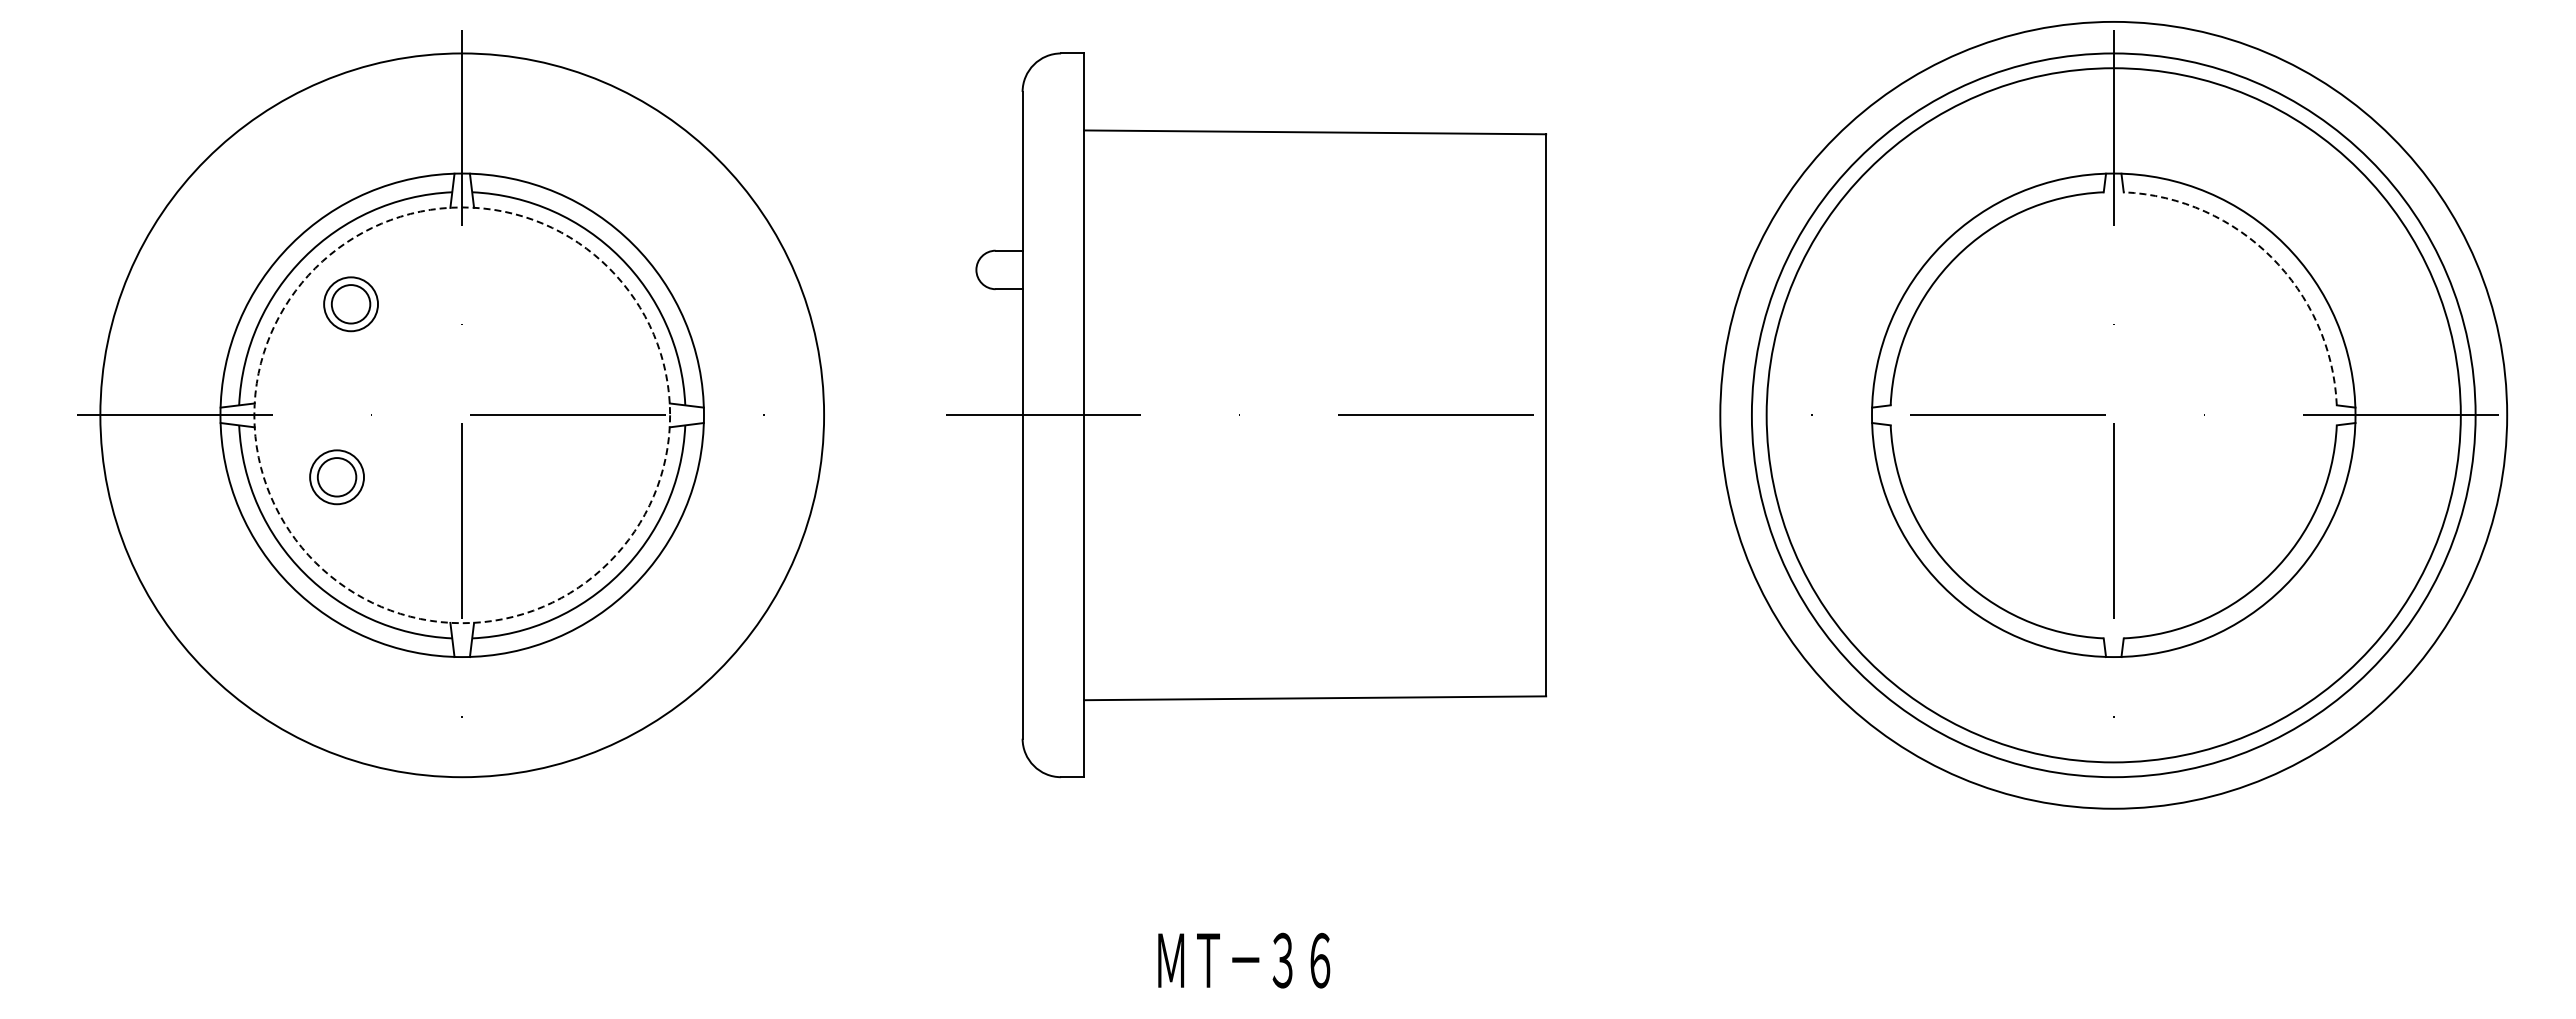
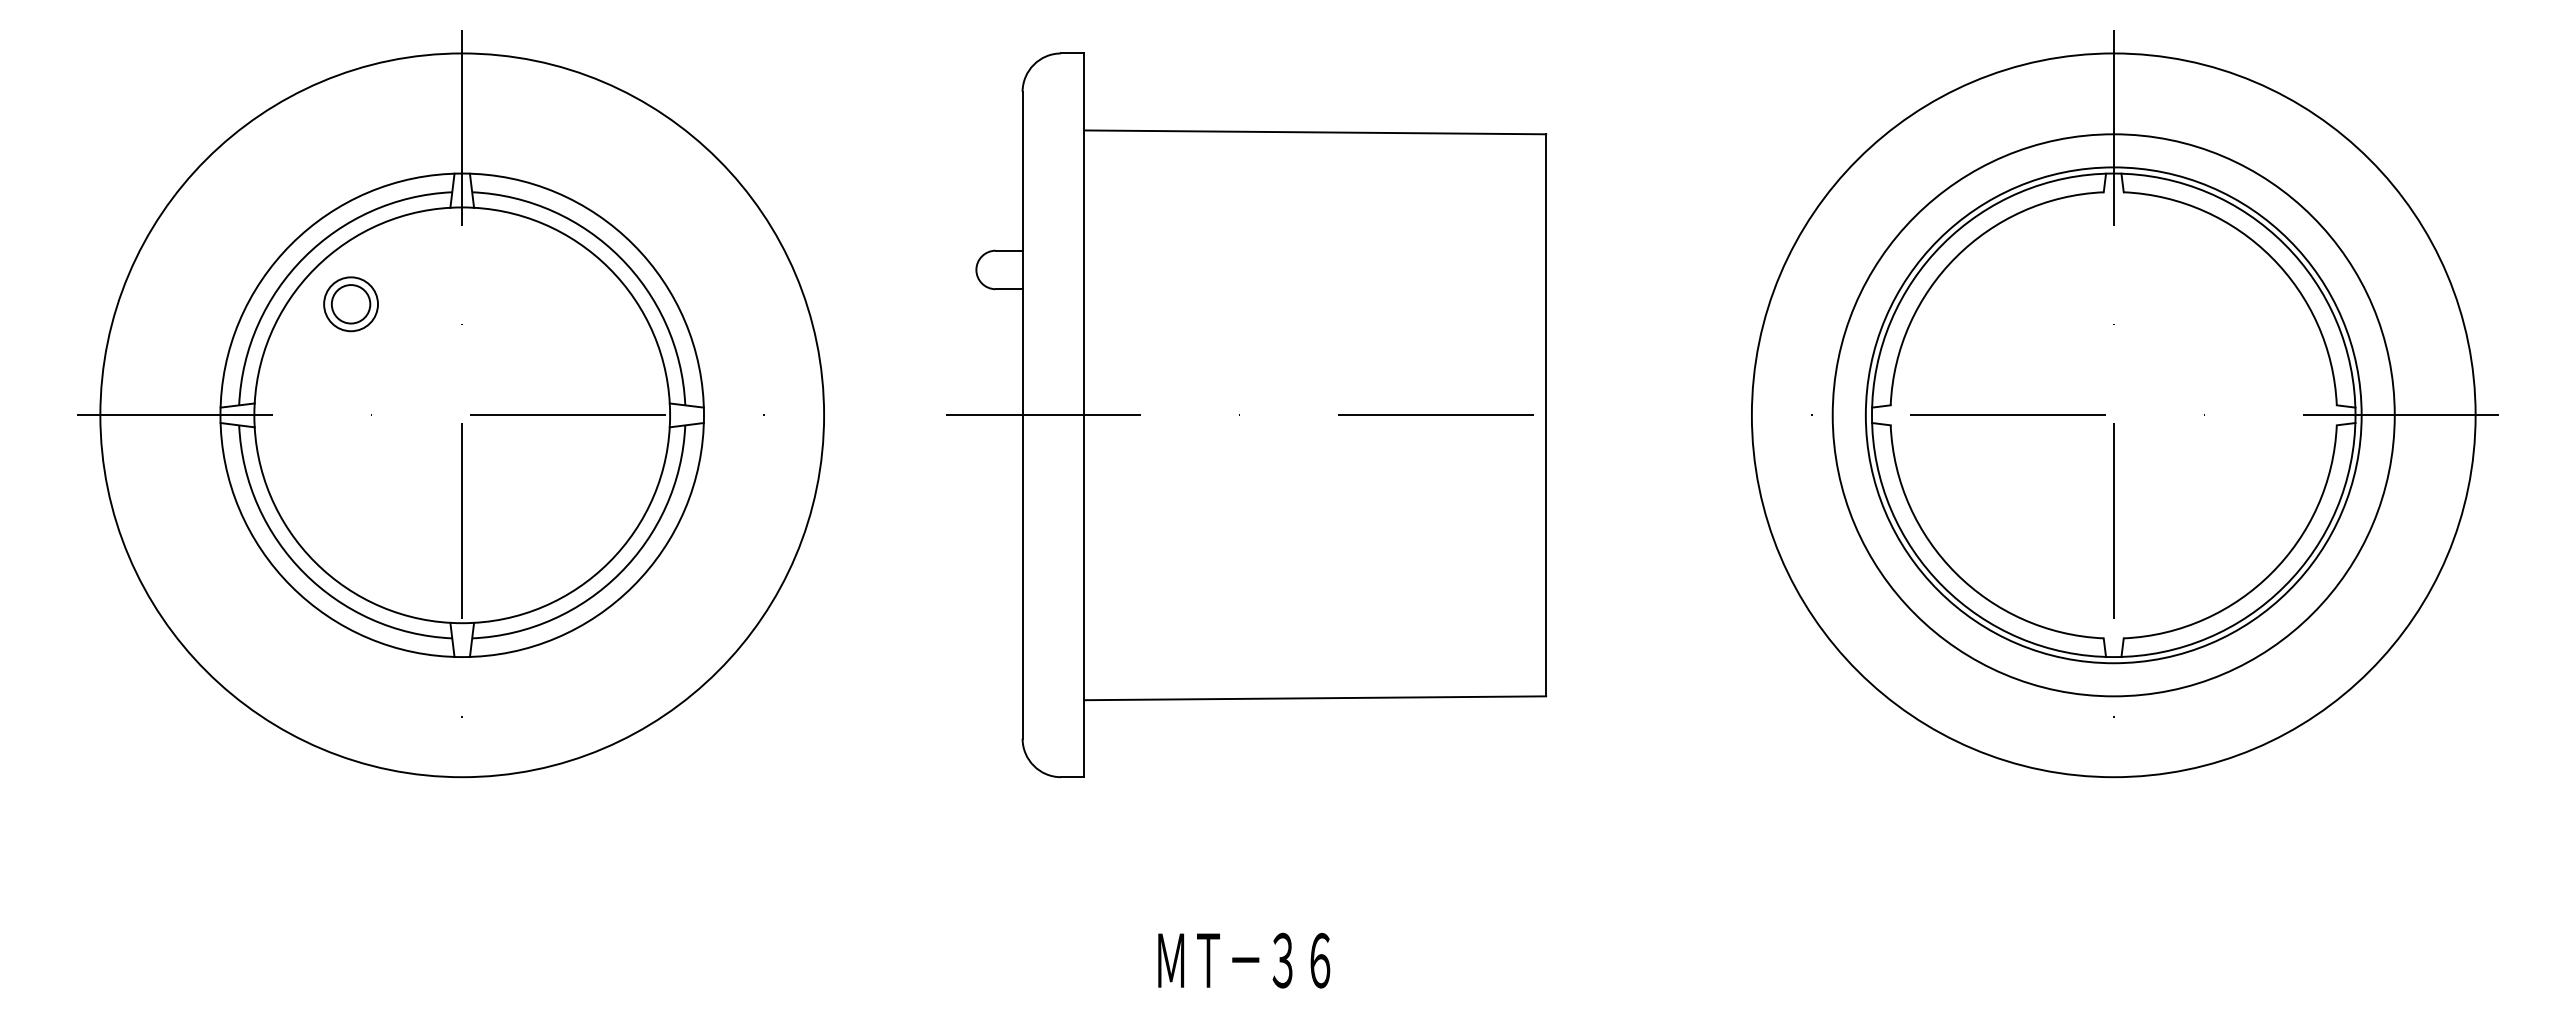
arc: dashed -> solid (2271, 257)
circle diameter: 787 px -> 562 px (2113, 415)
circle: dashed -> solid (462, 415)
circle diameter: 694 px -> 496 px (2113, 415)
part: present -> none (336, 477)
